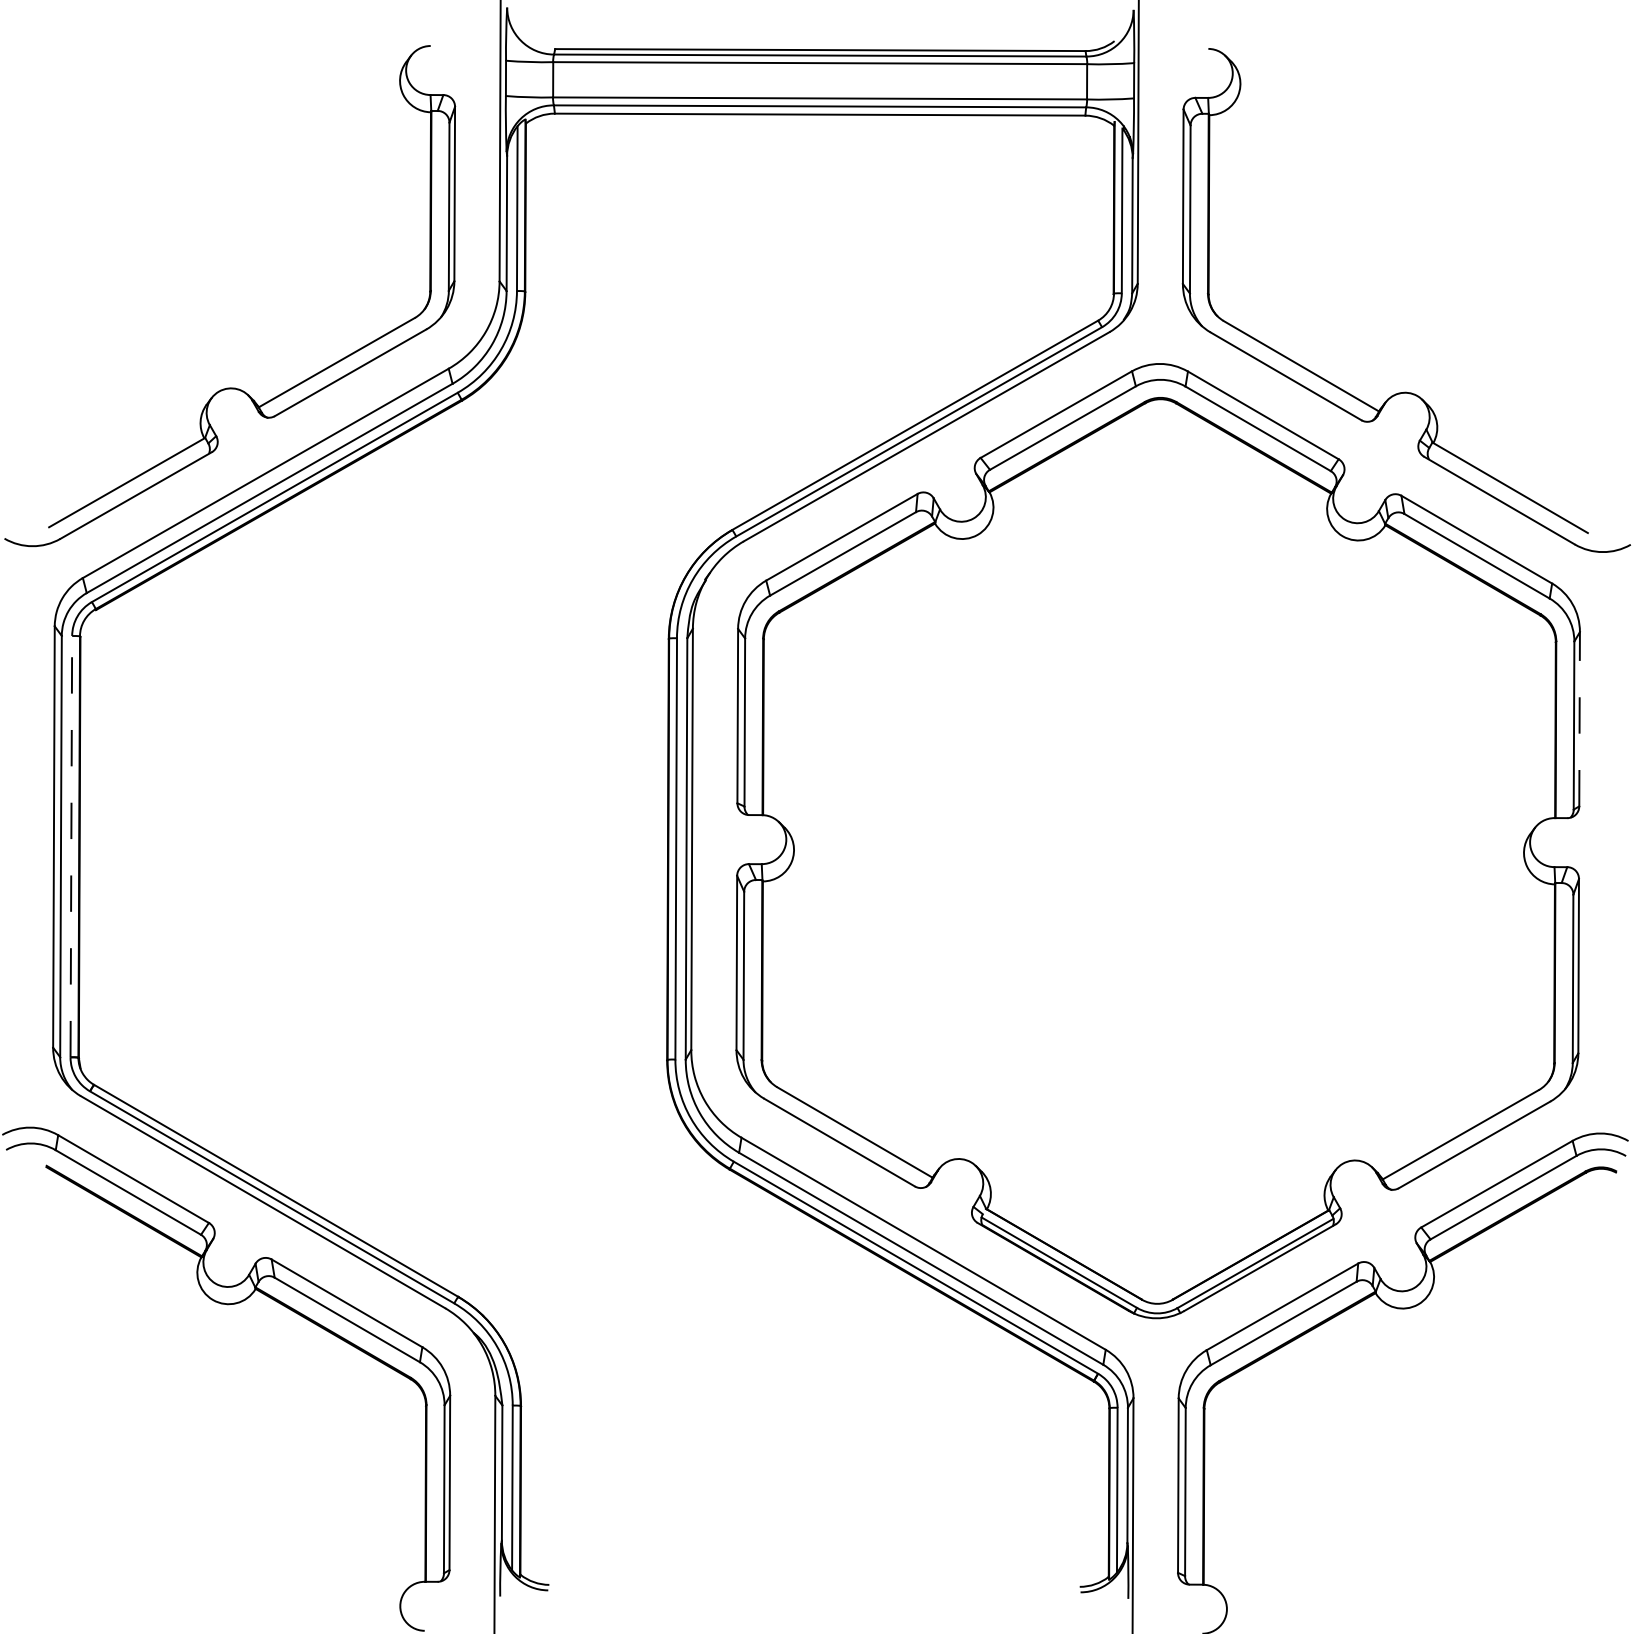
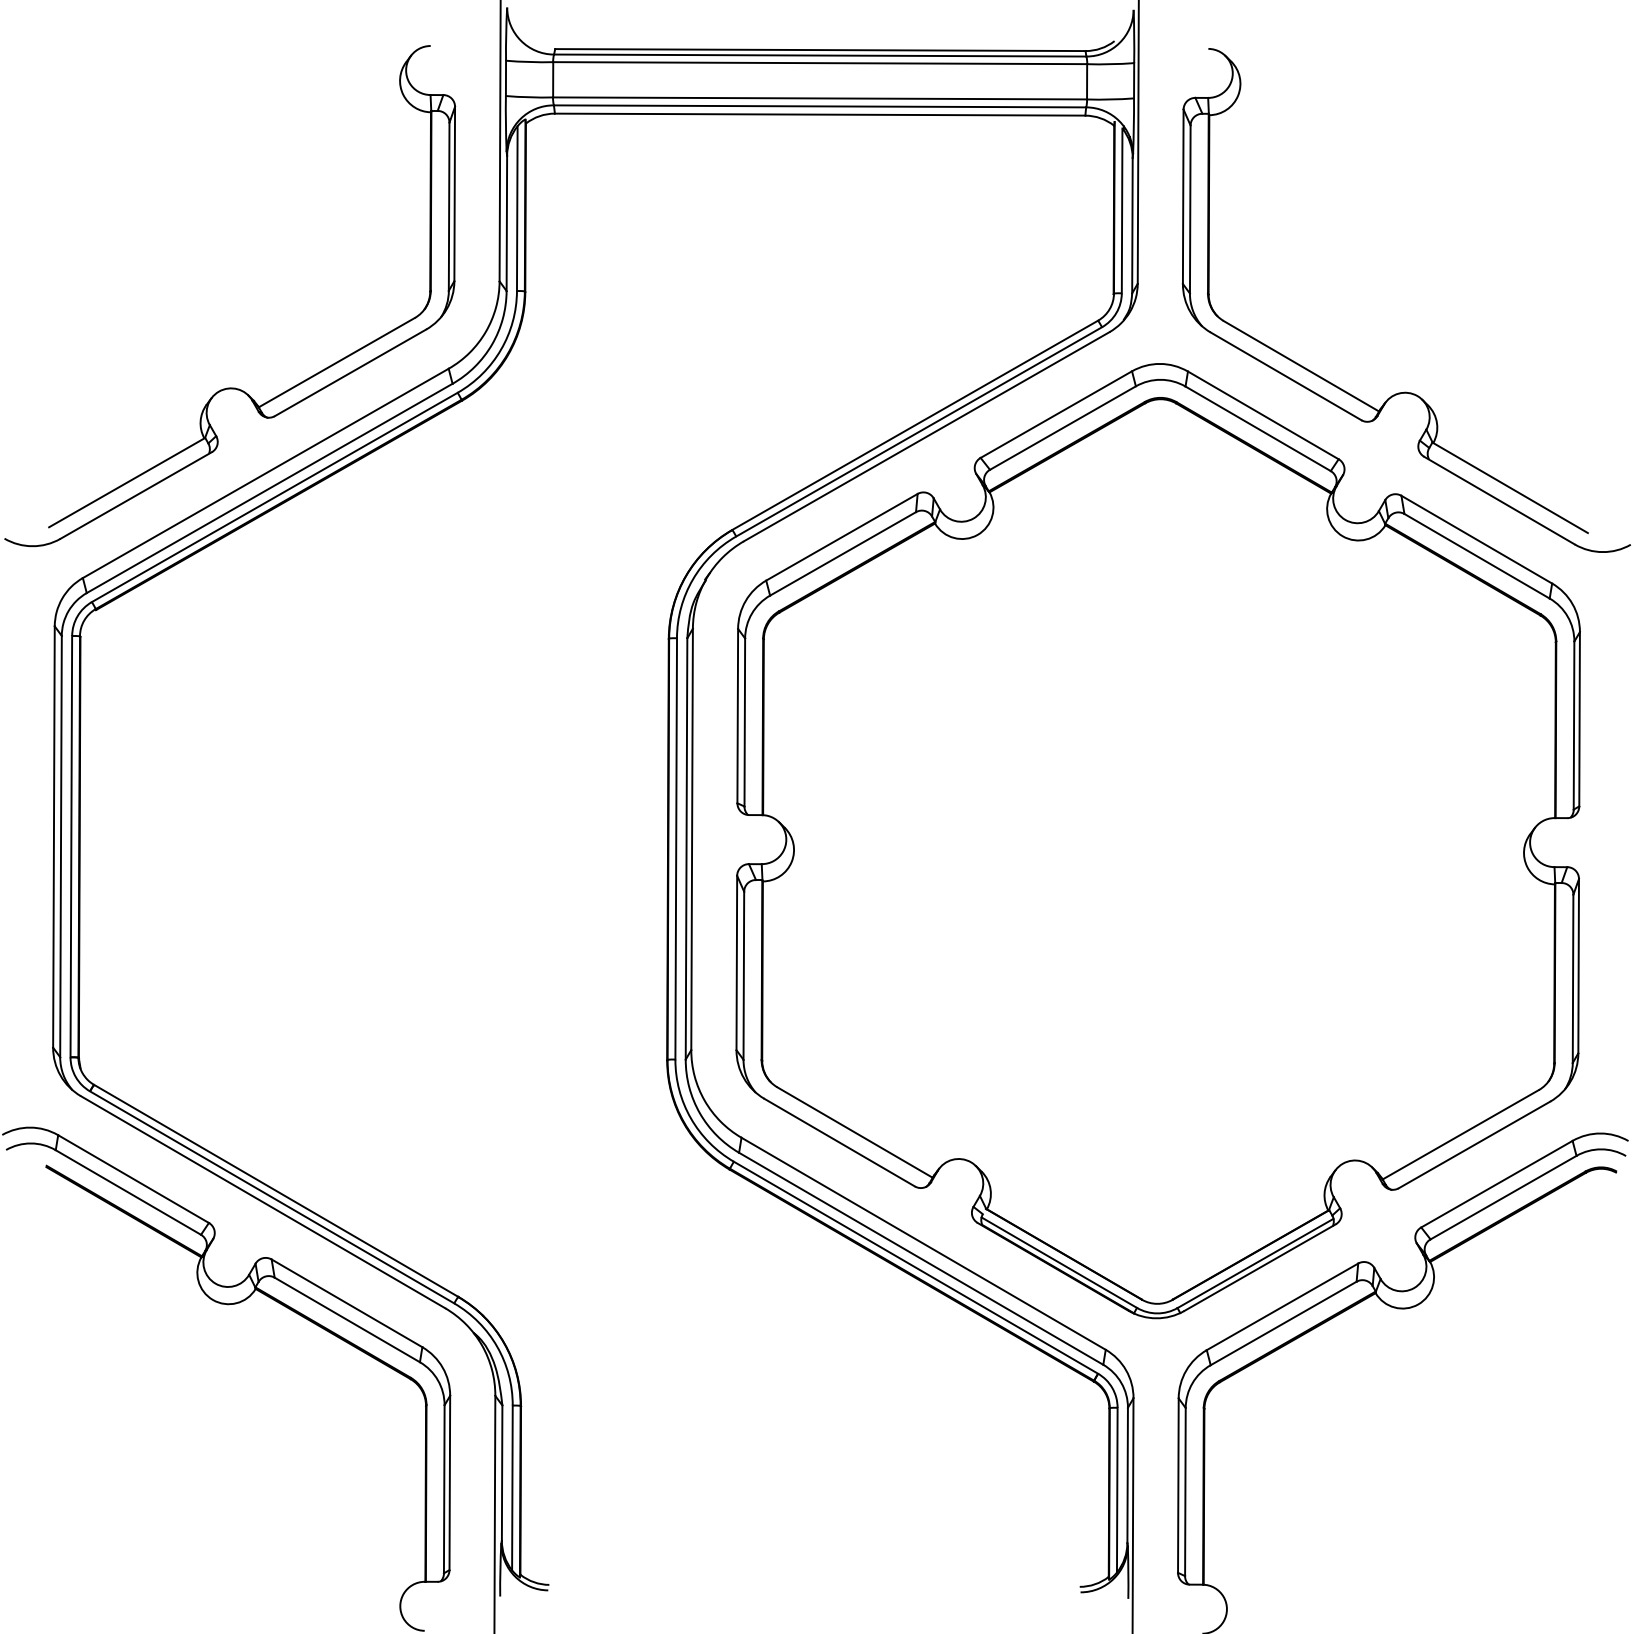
line: dashed -> solid (1579, 718)
line: dashed -> solid (71, 846)
